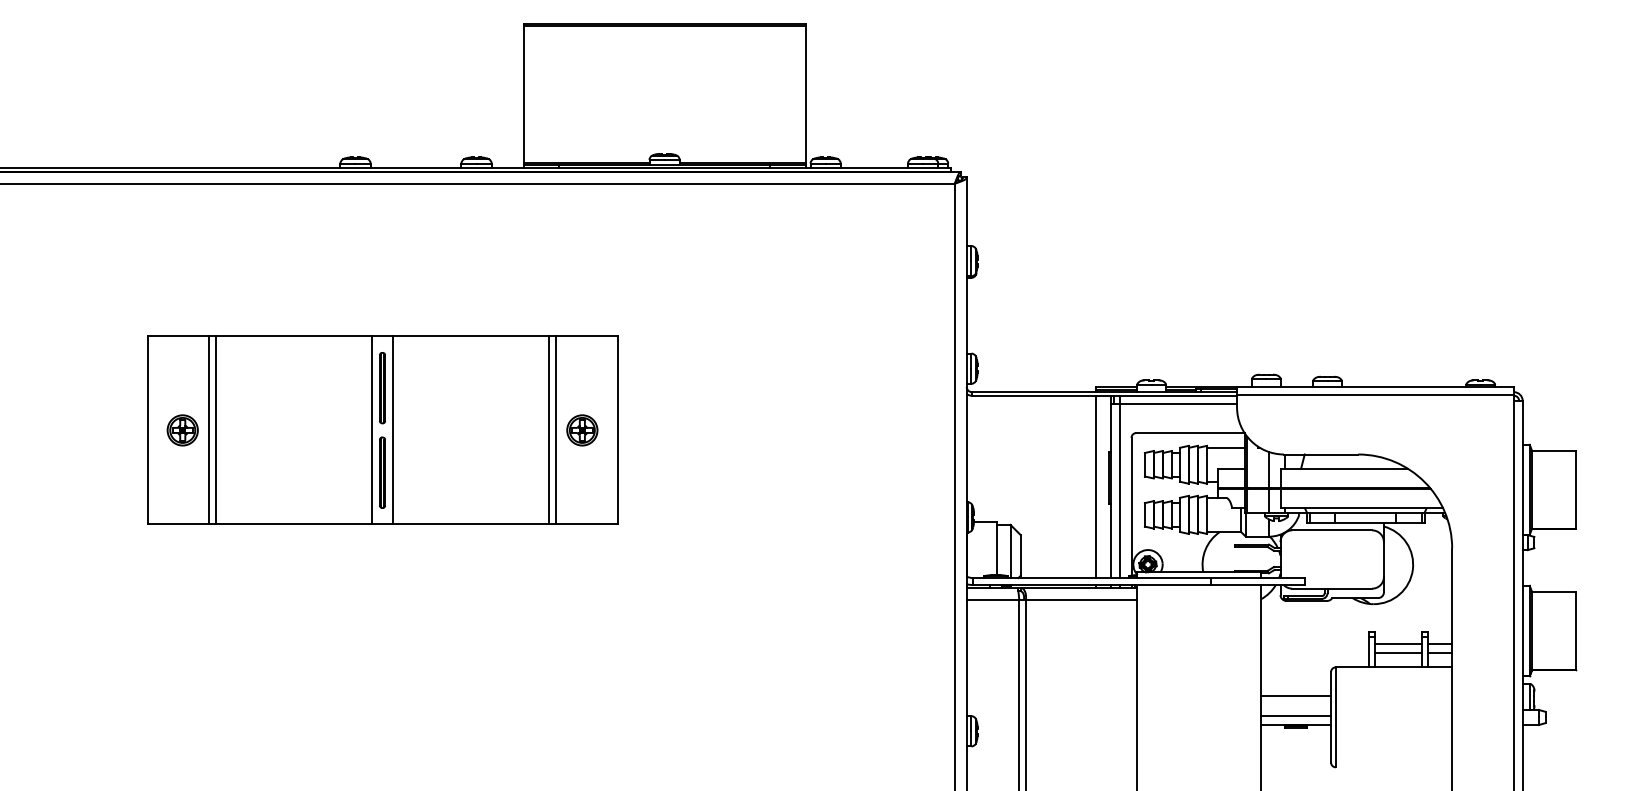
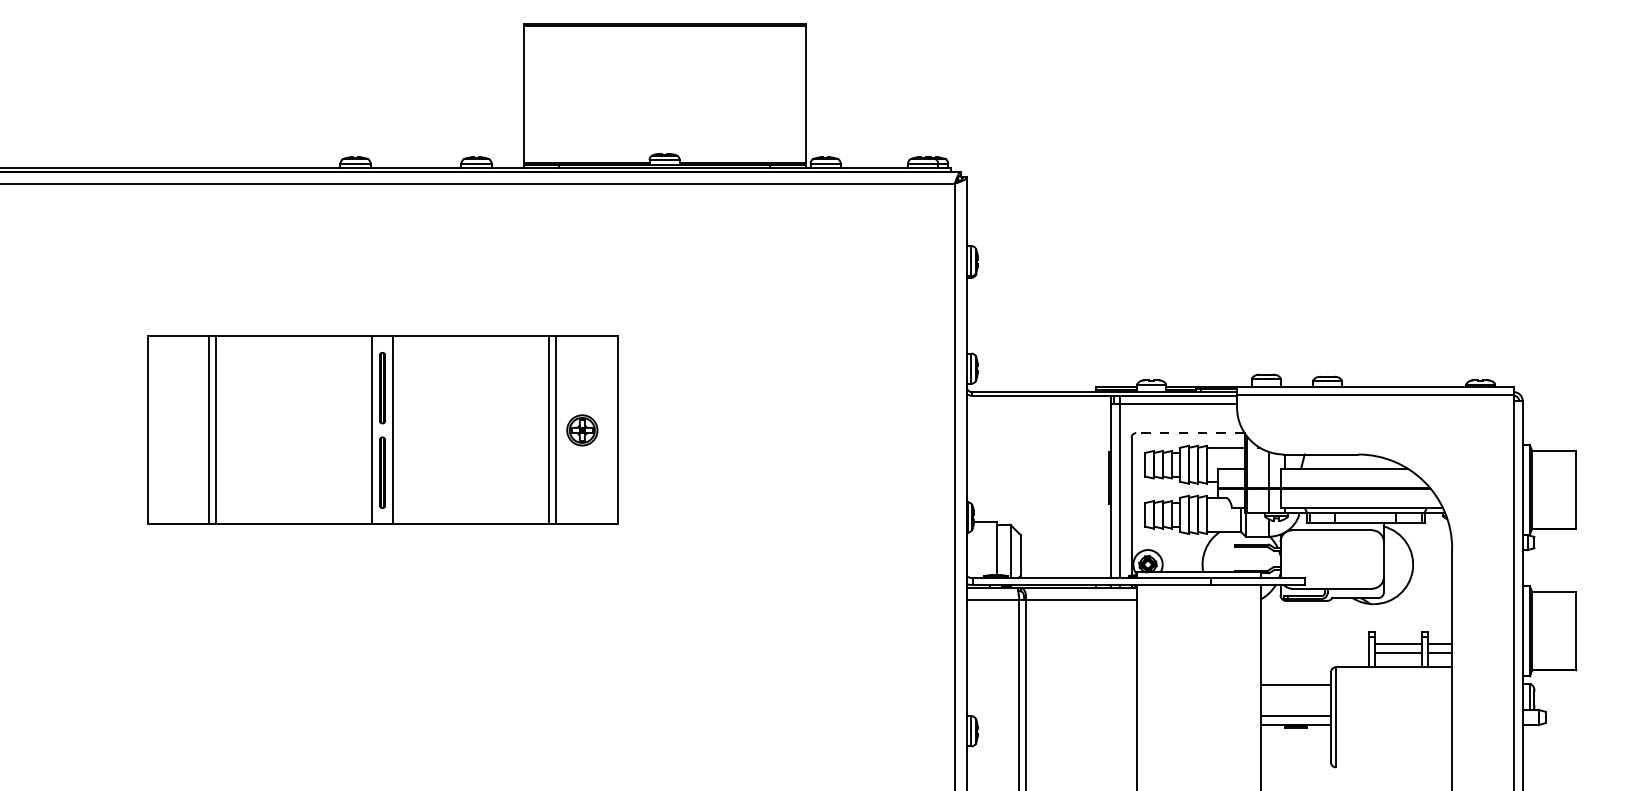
part: present -> none (182, 430)
line: solid -> dashed (1189, 433)
line: present -> none (1096, 486)
line position: (1296, 696) -> (1296, 685) (1296, 685)
